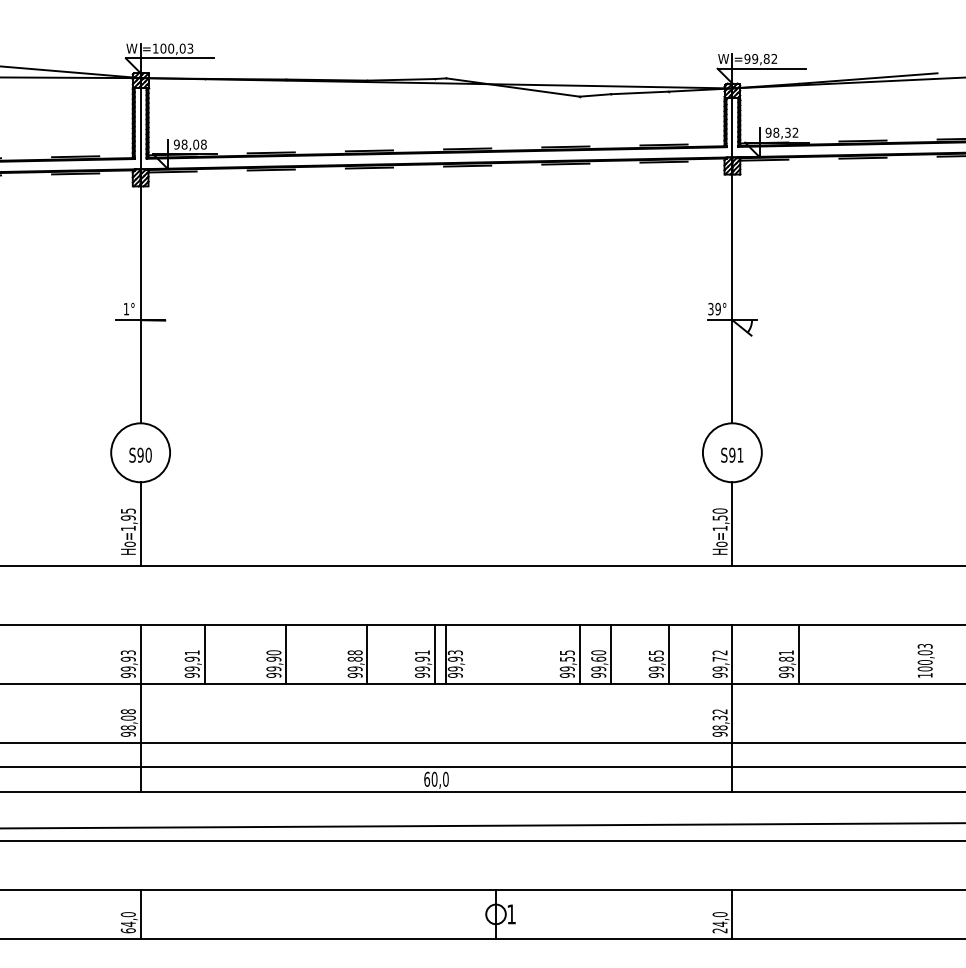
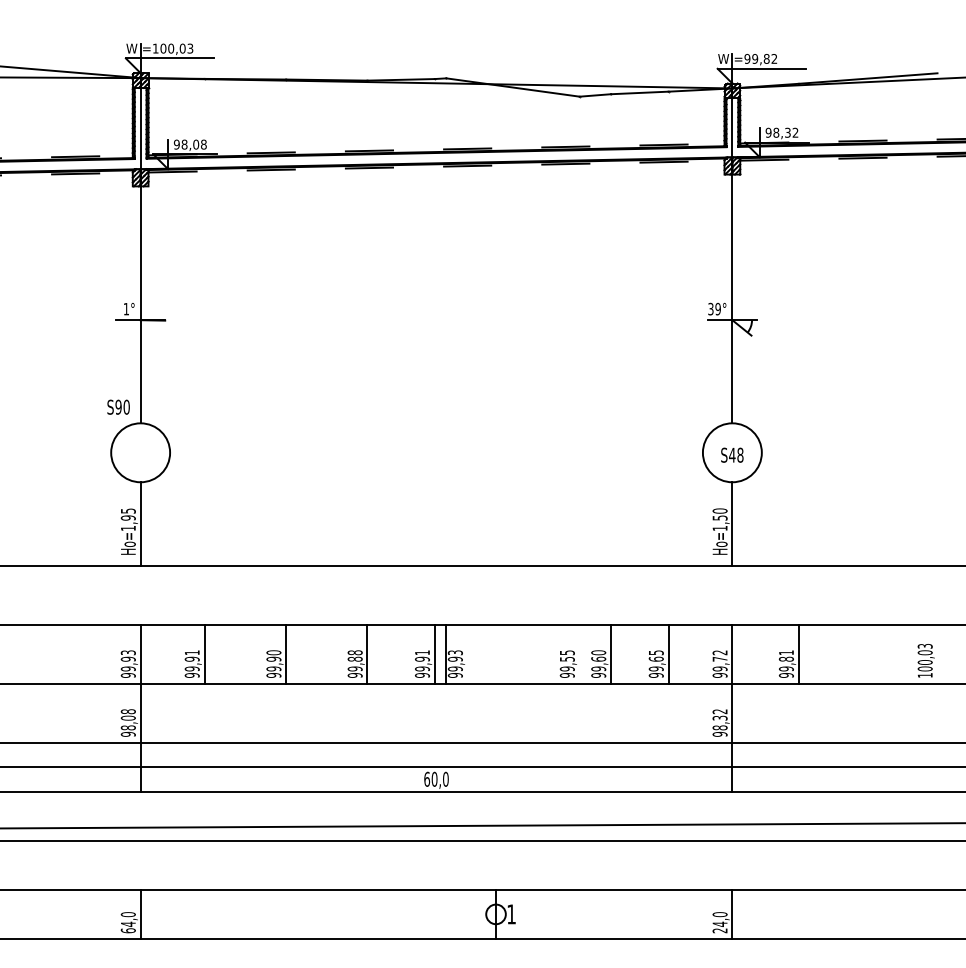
text position: (140, 454) -> (118, 406) (118, 406)
text: S91 -> S48 (736, 454)
line: present -> none (579, 653)
